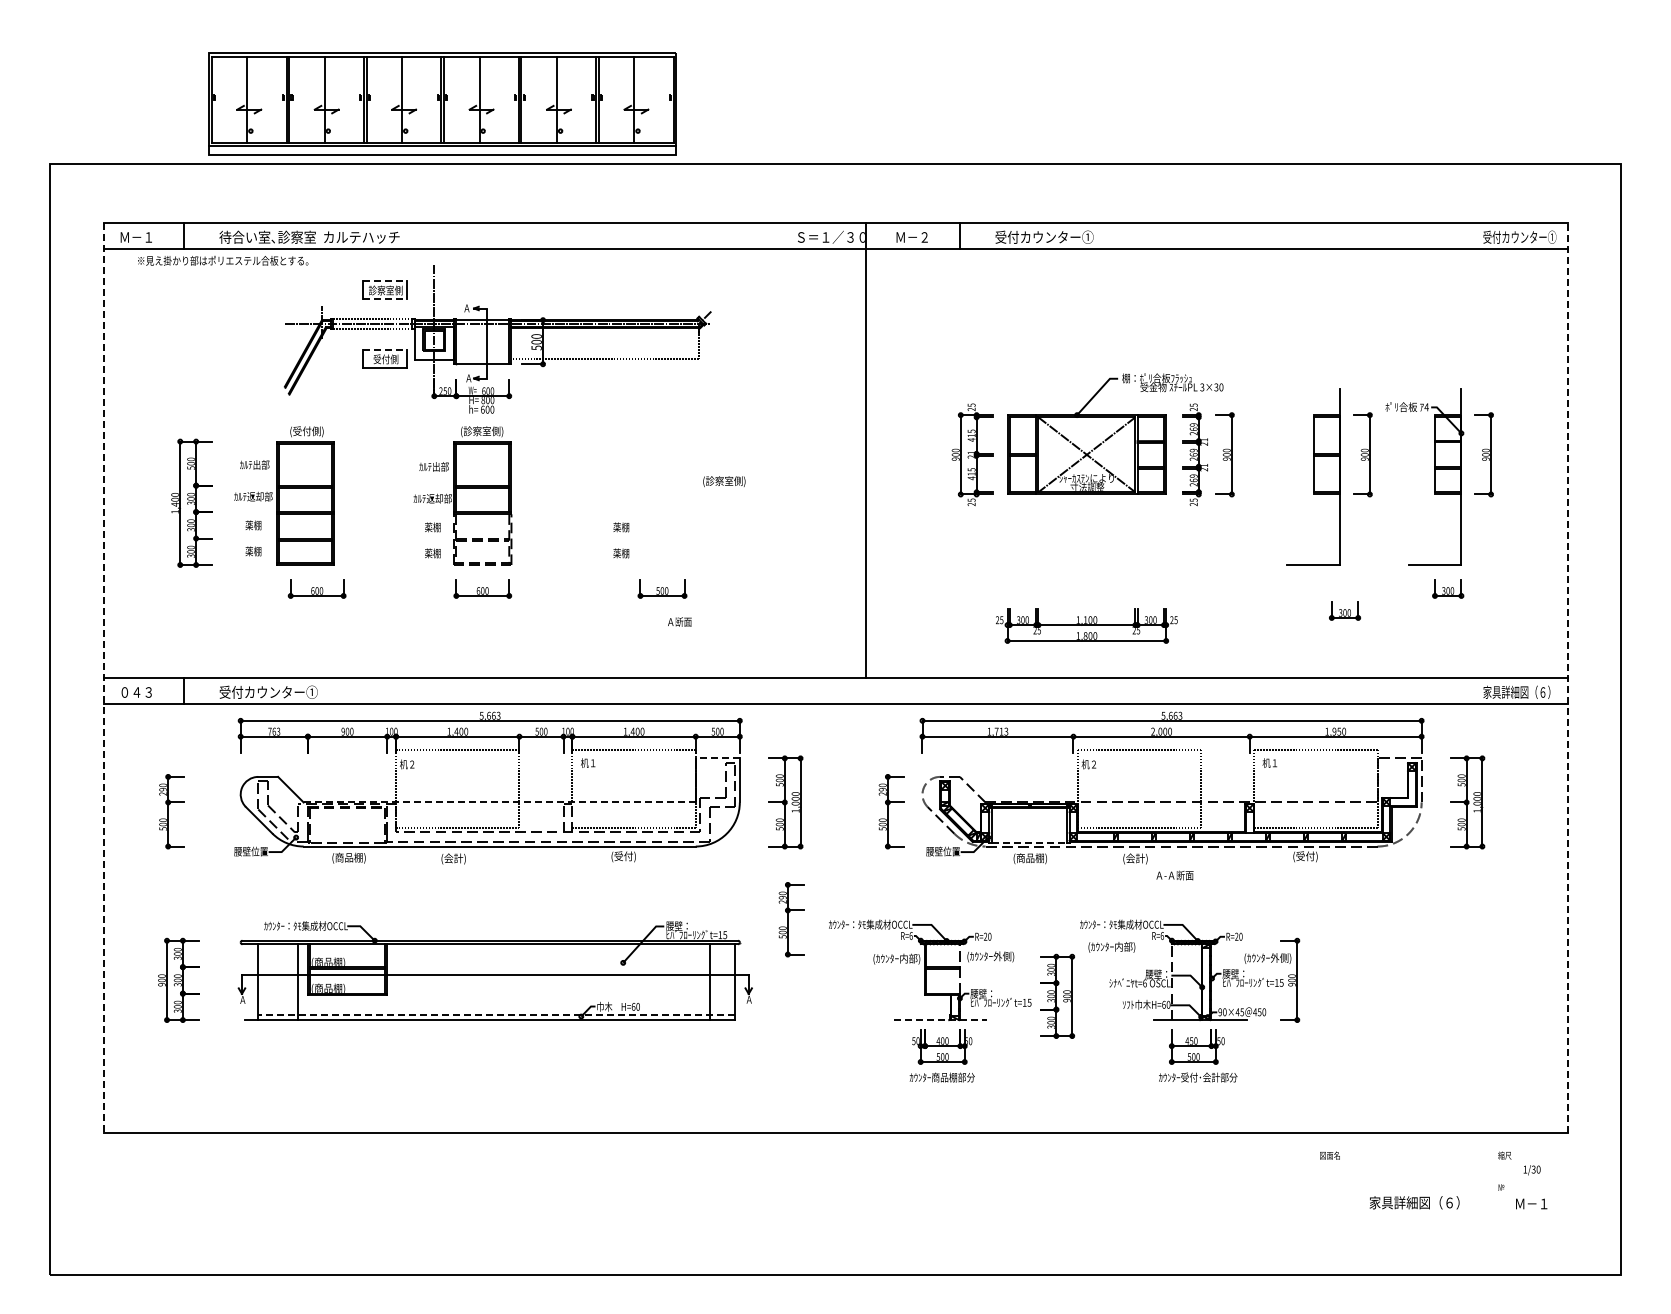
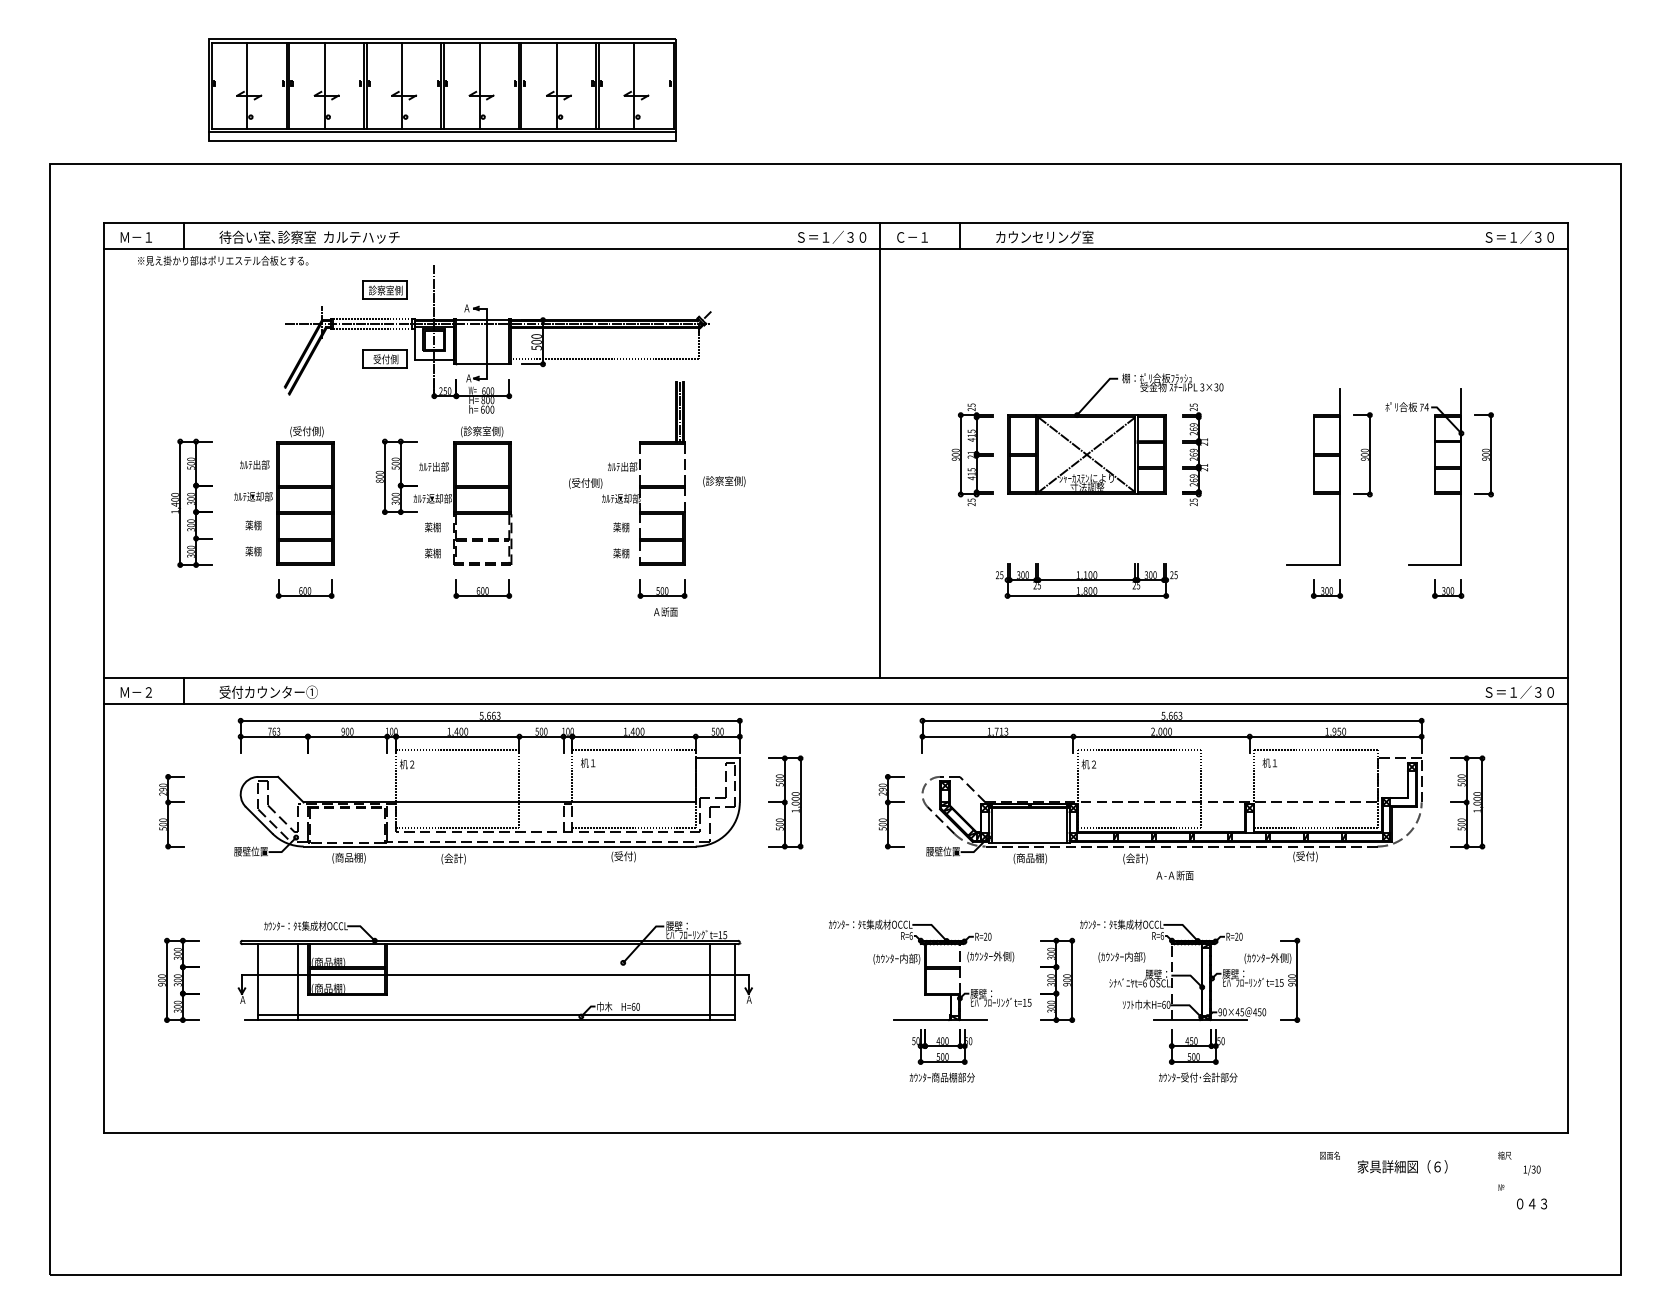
part position: (442, 103) -> (442, 89) (442, 89)
text: 受付カウンター① -> カウンセリング室 (1044, 236)
text: 受付カウンター① -> Ｓ＝１／３０ (1519, 236)
text: Ｍ－２ -> Ｃ－１ (911, 237)
line: dashed -> solid (385, 281)
line: dashed -> solid (385, 299)
line: dashed -> solid (385, 350)
line position: (866, 450) -> (880, 450) (880, 450)
part: present -> none (1224, 454)
part: none -> present (627, 473)
part: none -> present (396, 476)
part position: (316, 588) -> (304, 588) (304, 588)
part position: (1344, 610) -> (1326, 588) (1326, 588)
text position: (679, 621) -> (665, 611) (665, 611)
part position: (1086, 625) -> (1086, 580) (1086, 580)
line: dashed -> solid (1567, 677)
line: dashed -> solid (104, 678)
text: 家具詳細図（６） -> Ｓ＝１／３０ (1518, 691)
text: ０４３ -> Ｍ－２ (135, 692)
line: dashed -> solid (717, 758)
line: dashed -> solid (500, 802)
line: dashed -> solid (1029, 842)
part: present -> none (791, 919)
text position: (1111, 947) -> (1121, 957) (1121, 957)
part position: (1057, 995) -> (1057, 979) (1057, 979)
line: dashed -> solid (496, 1014)
line: dashed -> solid (940, 1020)
text position: (1414, 1202) -> (1402, 1166) (1402, 1166)
text: Ｍ－１ -> ０４３ (1531, 1203)
